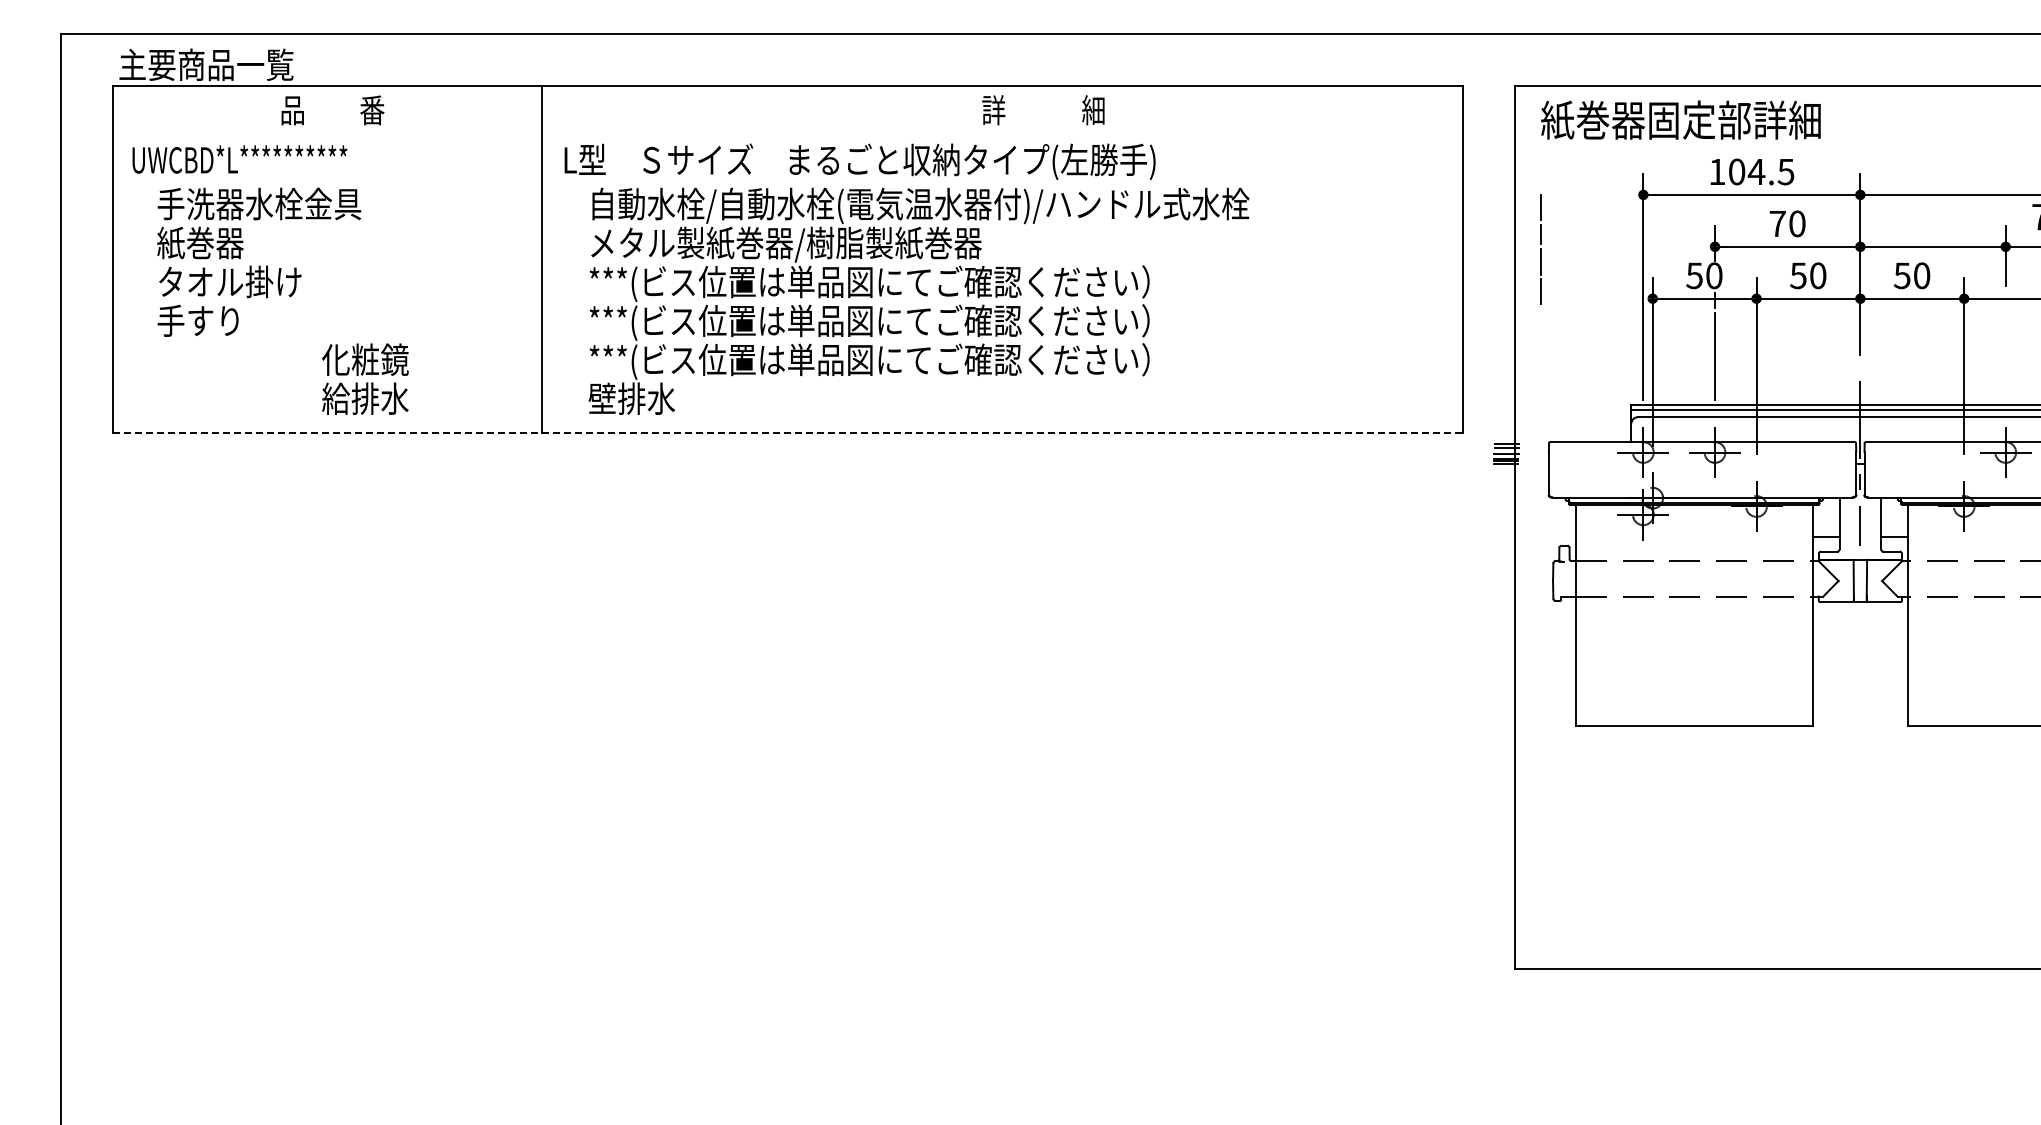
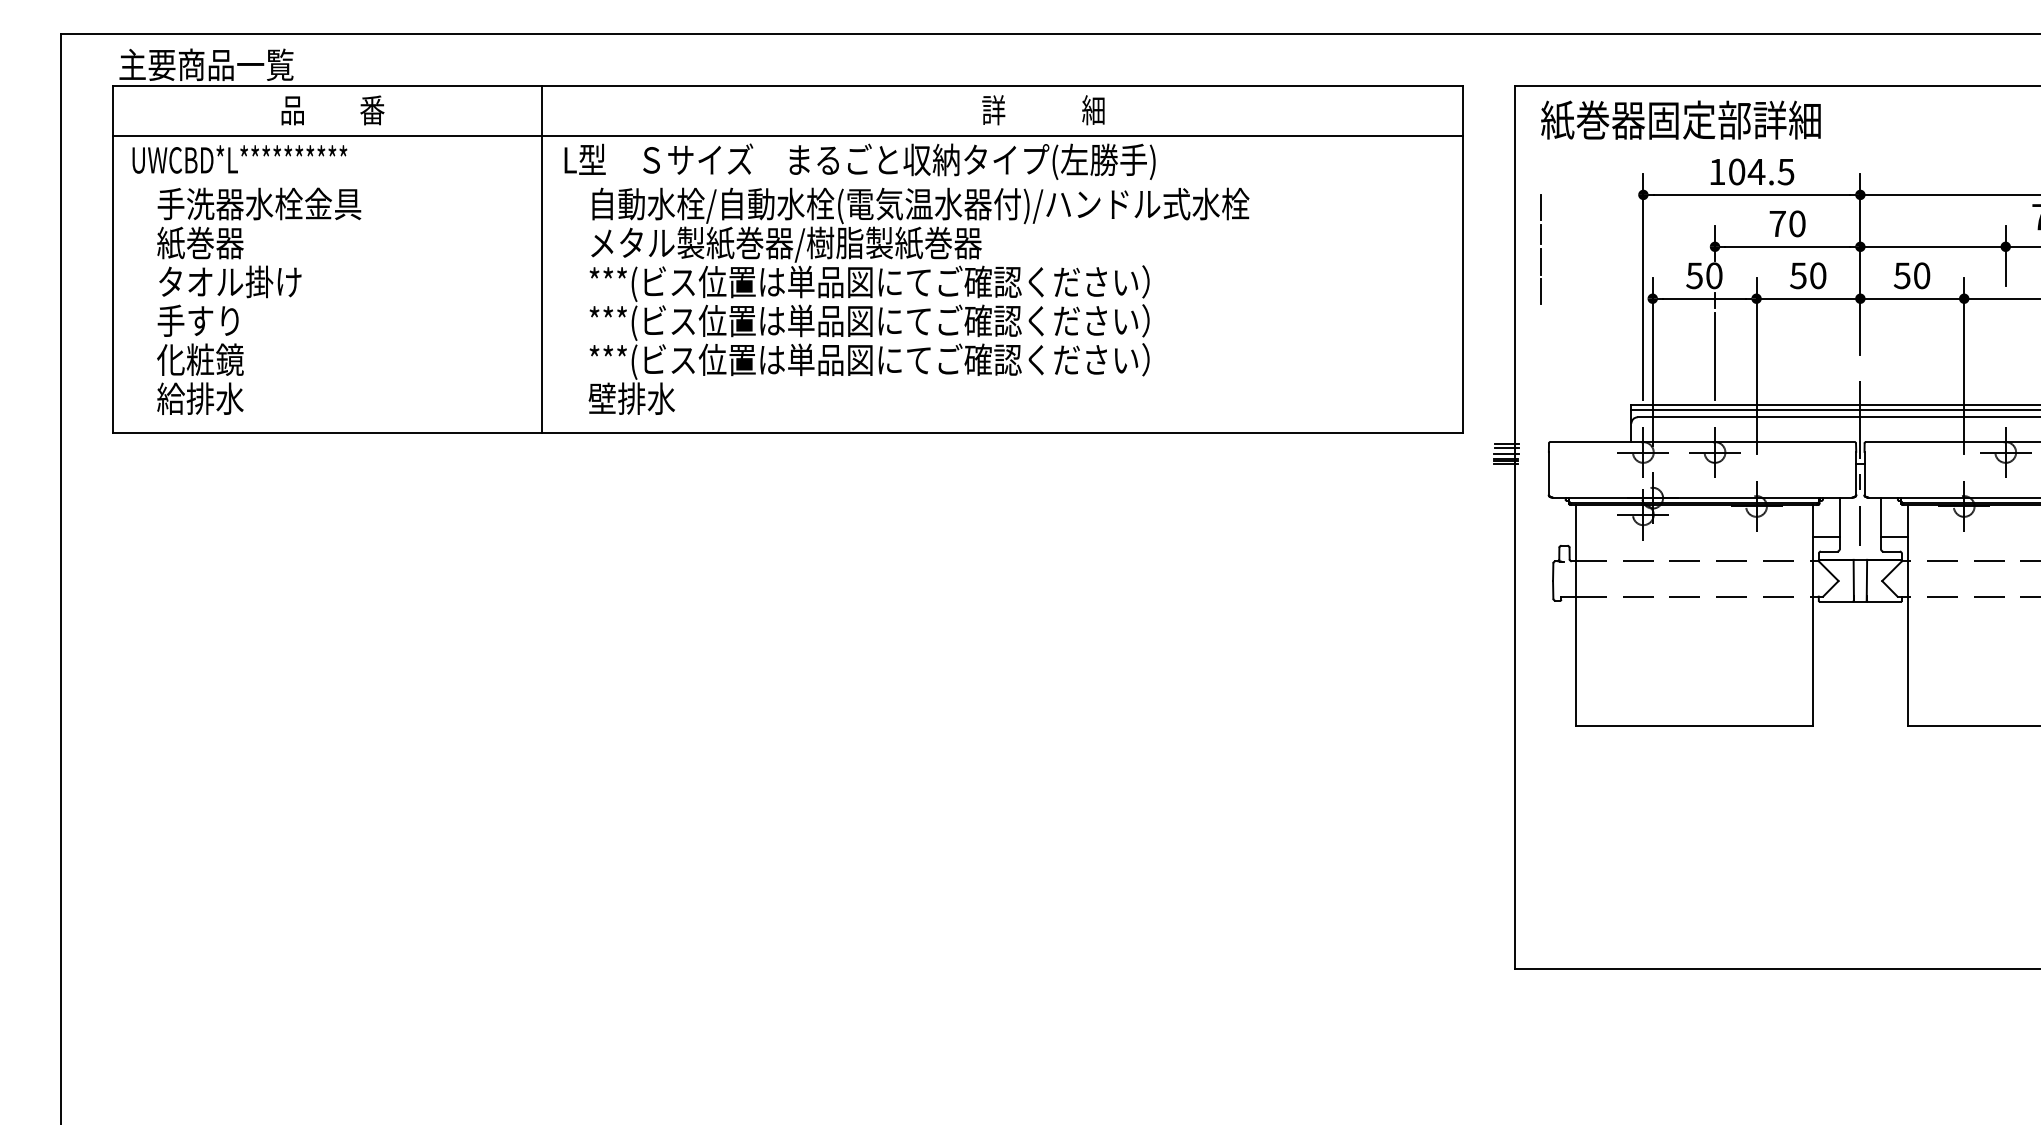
line: none -> present (787, 135)
text position: (365, 378) -> (200, 378) (200, 378)
line: dashed -> solid (788, 432)
